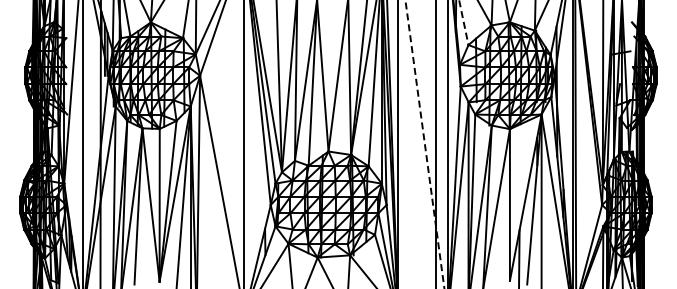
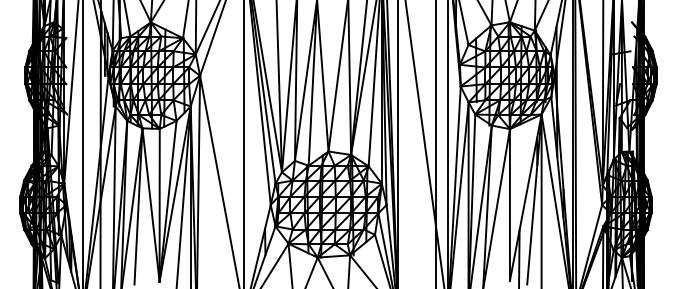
line: dashed -> solid (463, 22)
line: dashed -> solid (424, 144)
